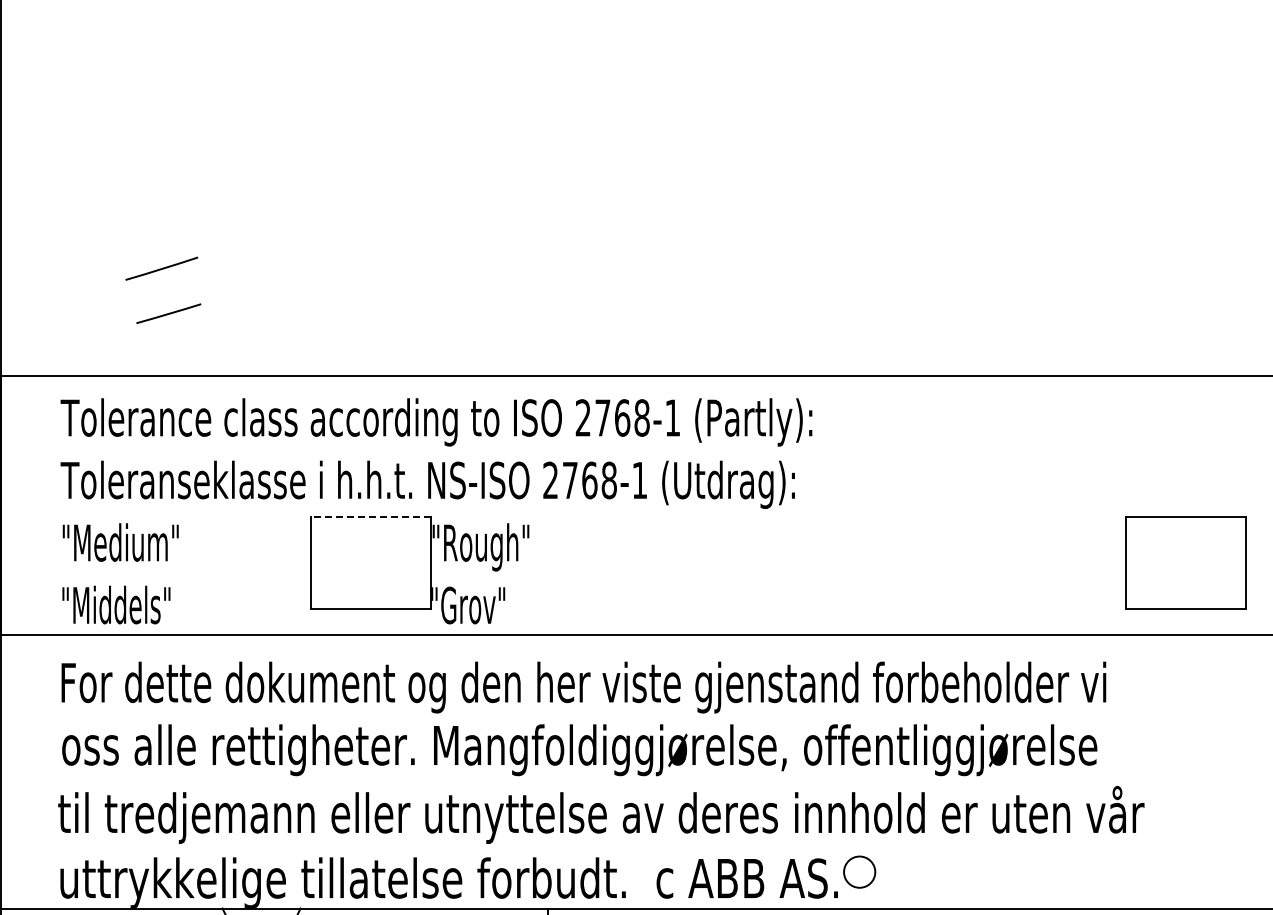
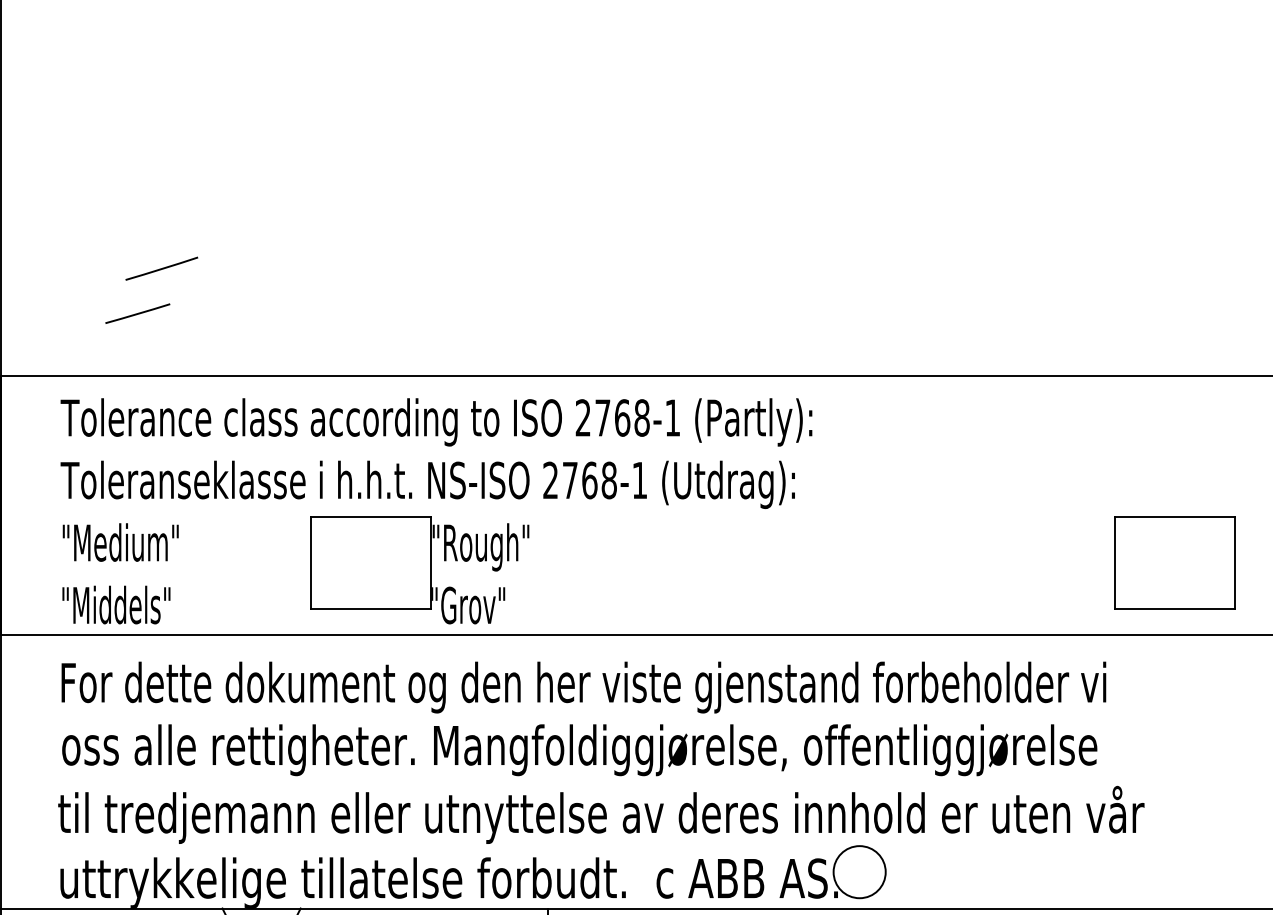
line position: (168, 313) -> (137, 313) (137, 313)
line: dashed -> solid (370, 516)
part position: (1185, 562) -> (1174, 562) (1174, 562)
circle diameter: 31 px -> 52 px (859, 872)
